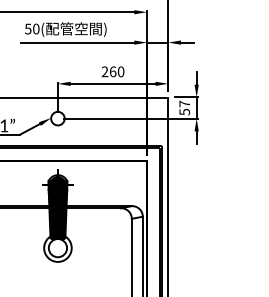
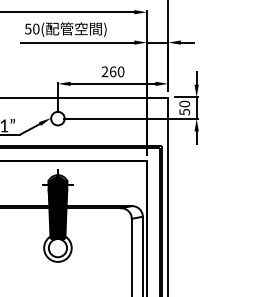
text: 57 -> 50 (184, 103)
